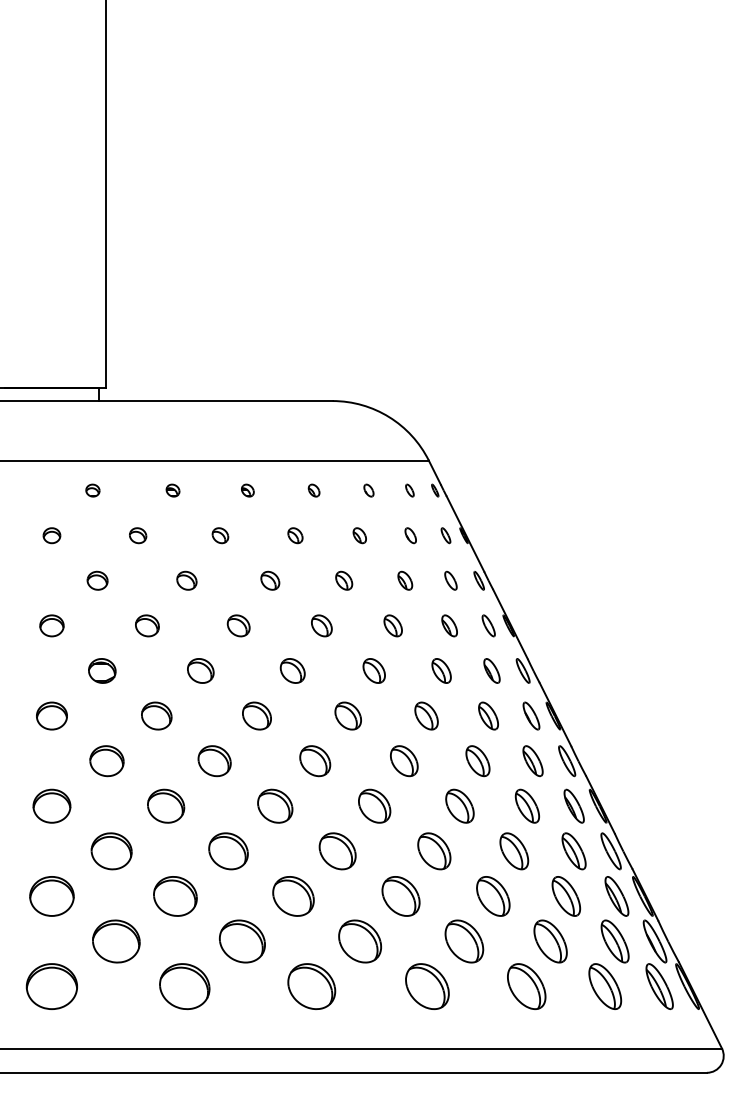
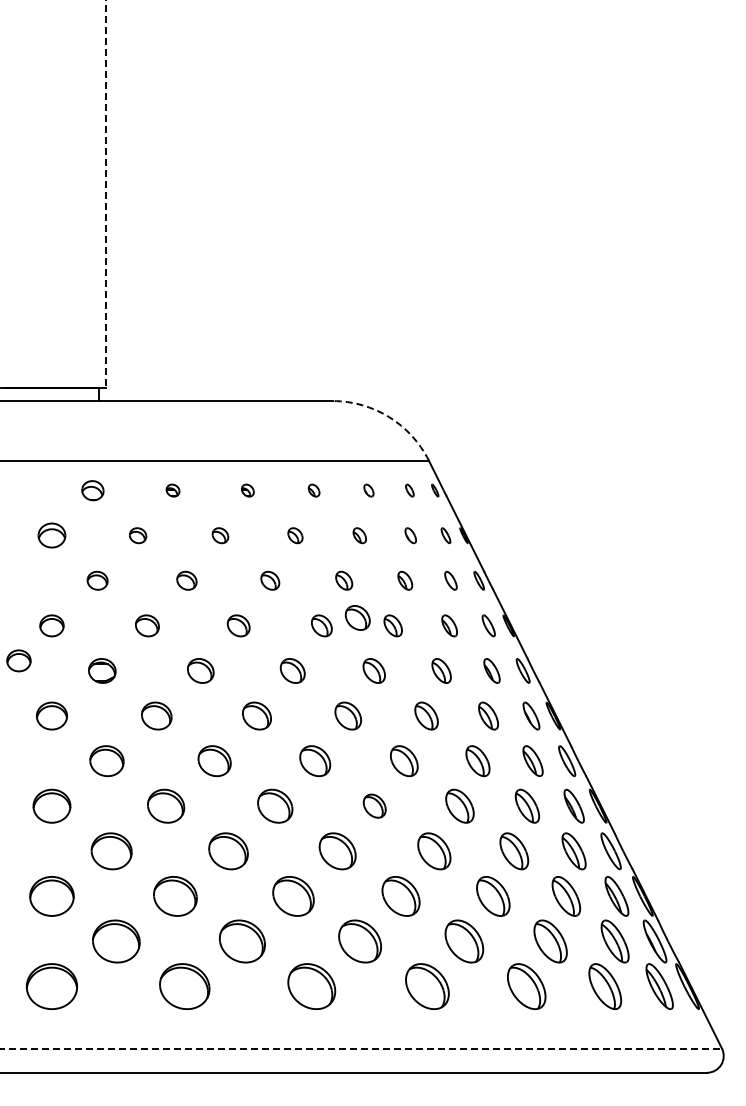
line: solid -> dashed (105, 194)
arc: solid -> dashed (389, 417)
part size: 16x15 px -> 24x22 px (92, 490)
part size: 20x18 px -> 30x27 px (51, 535)
part: none -> present (357, 617)
part: none -> present (18, 660)
part size: 34x36 px -> 25x26 px (374, 805)
line: solid -> dashed (361, 1048)
